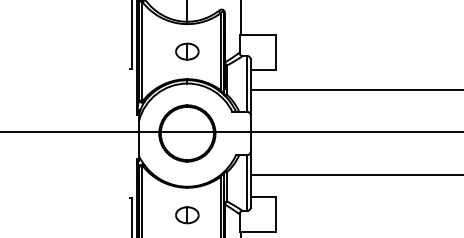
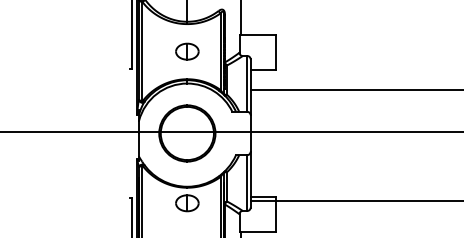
line position: (355, 174) -> (355, 200) (355, 200)
part position: (187, 215) -> (187, 203) (187, 203)
